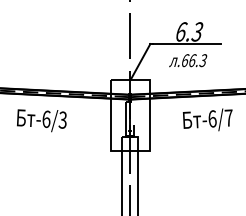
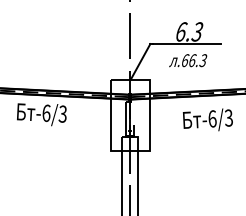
text: -6/7 -> -6/3 (228, 117)
text position: (41, 120) -> (41, 114) (41, 114)
